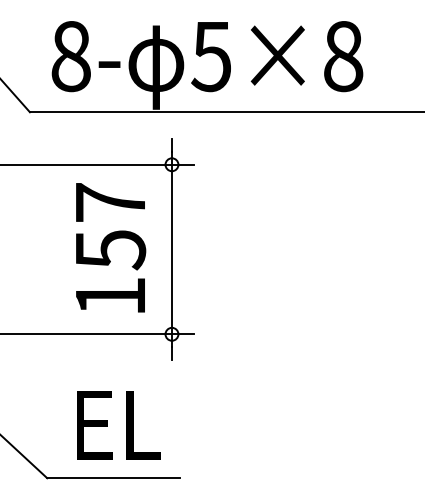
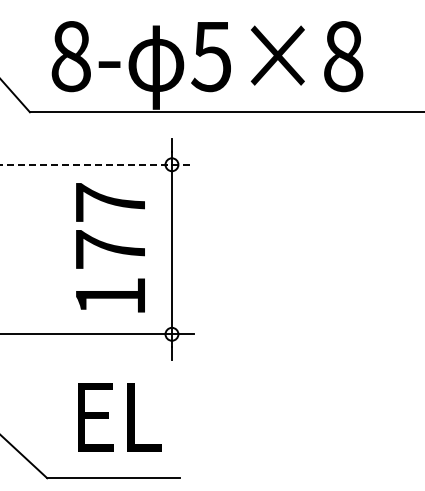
line: solid -> dashed (97, 164)
text: 157 -> 177 (111, 250)
text position: (118, 425) -> (119, 417) (119, 417)
